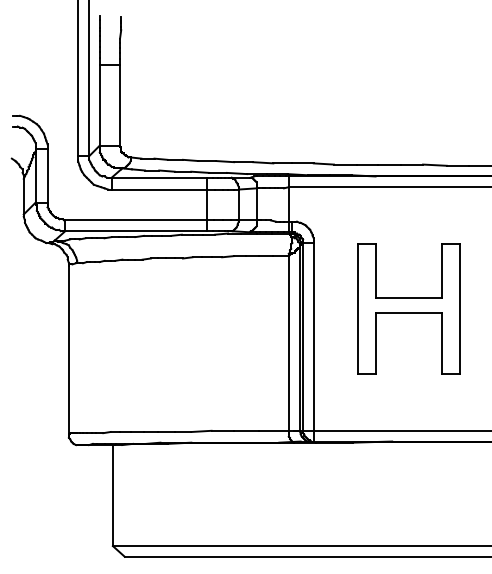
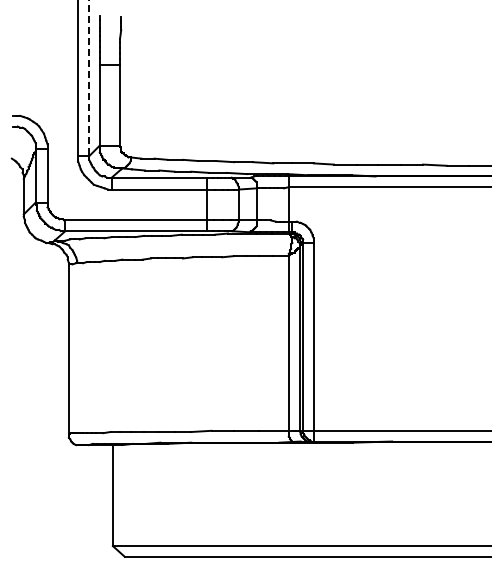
line: solid -> dashed (89, 78)
part: present -> none (408, 308)
